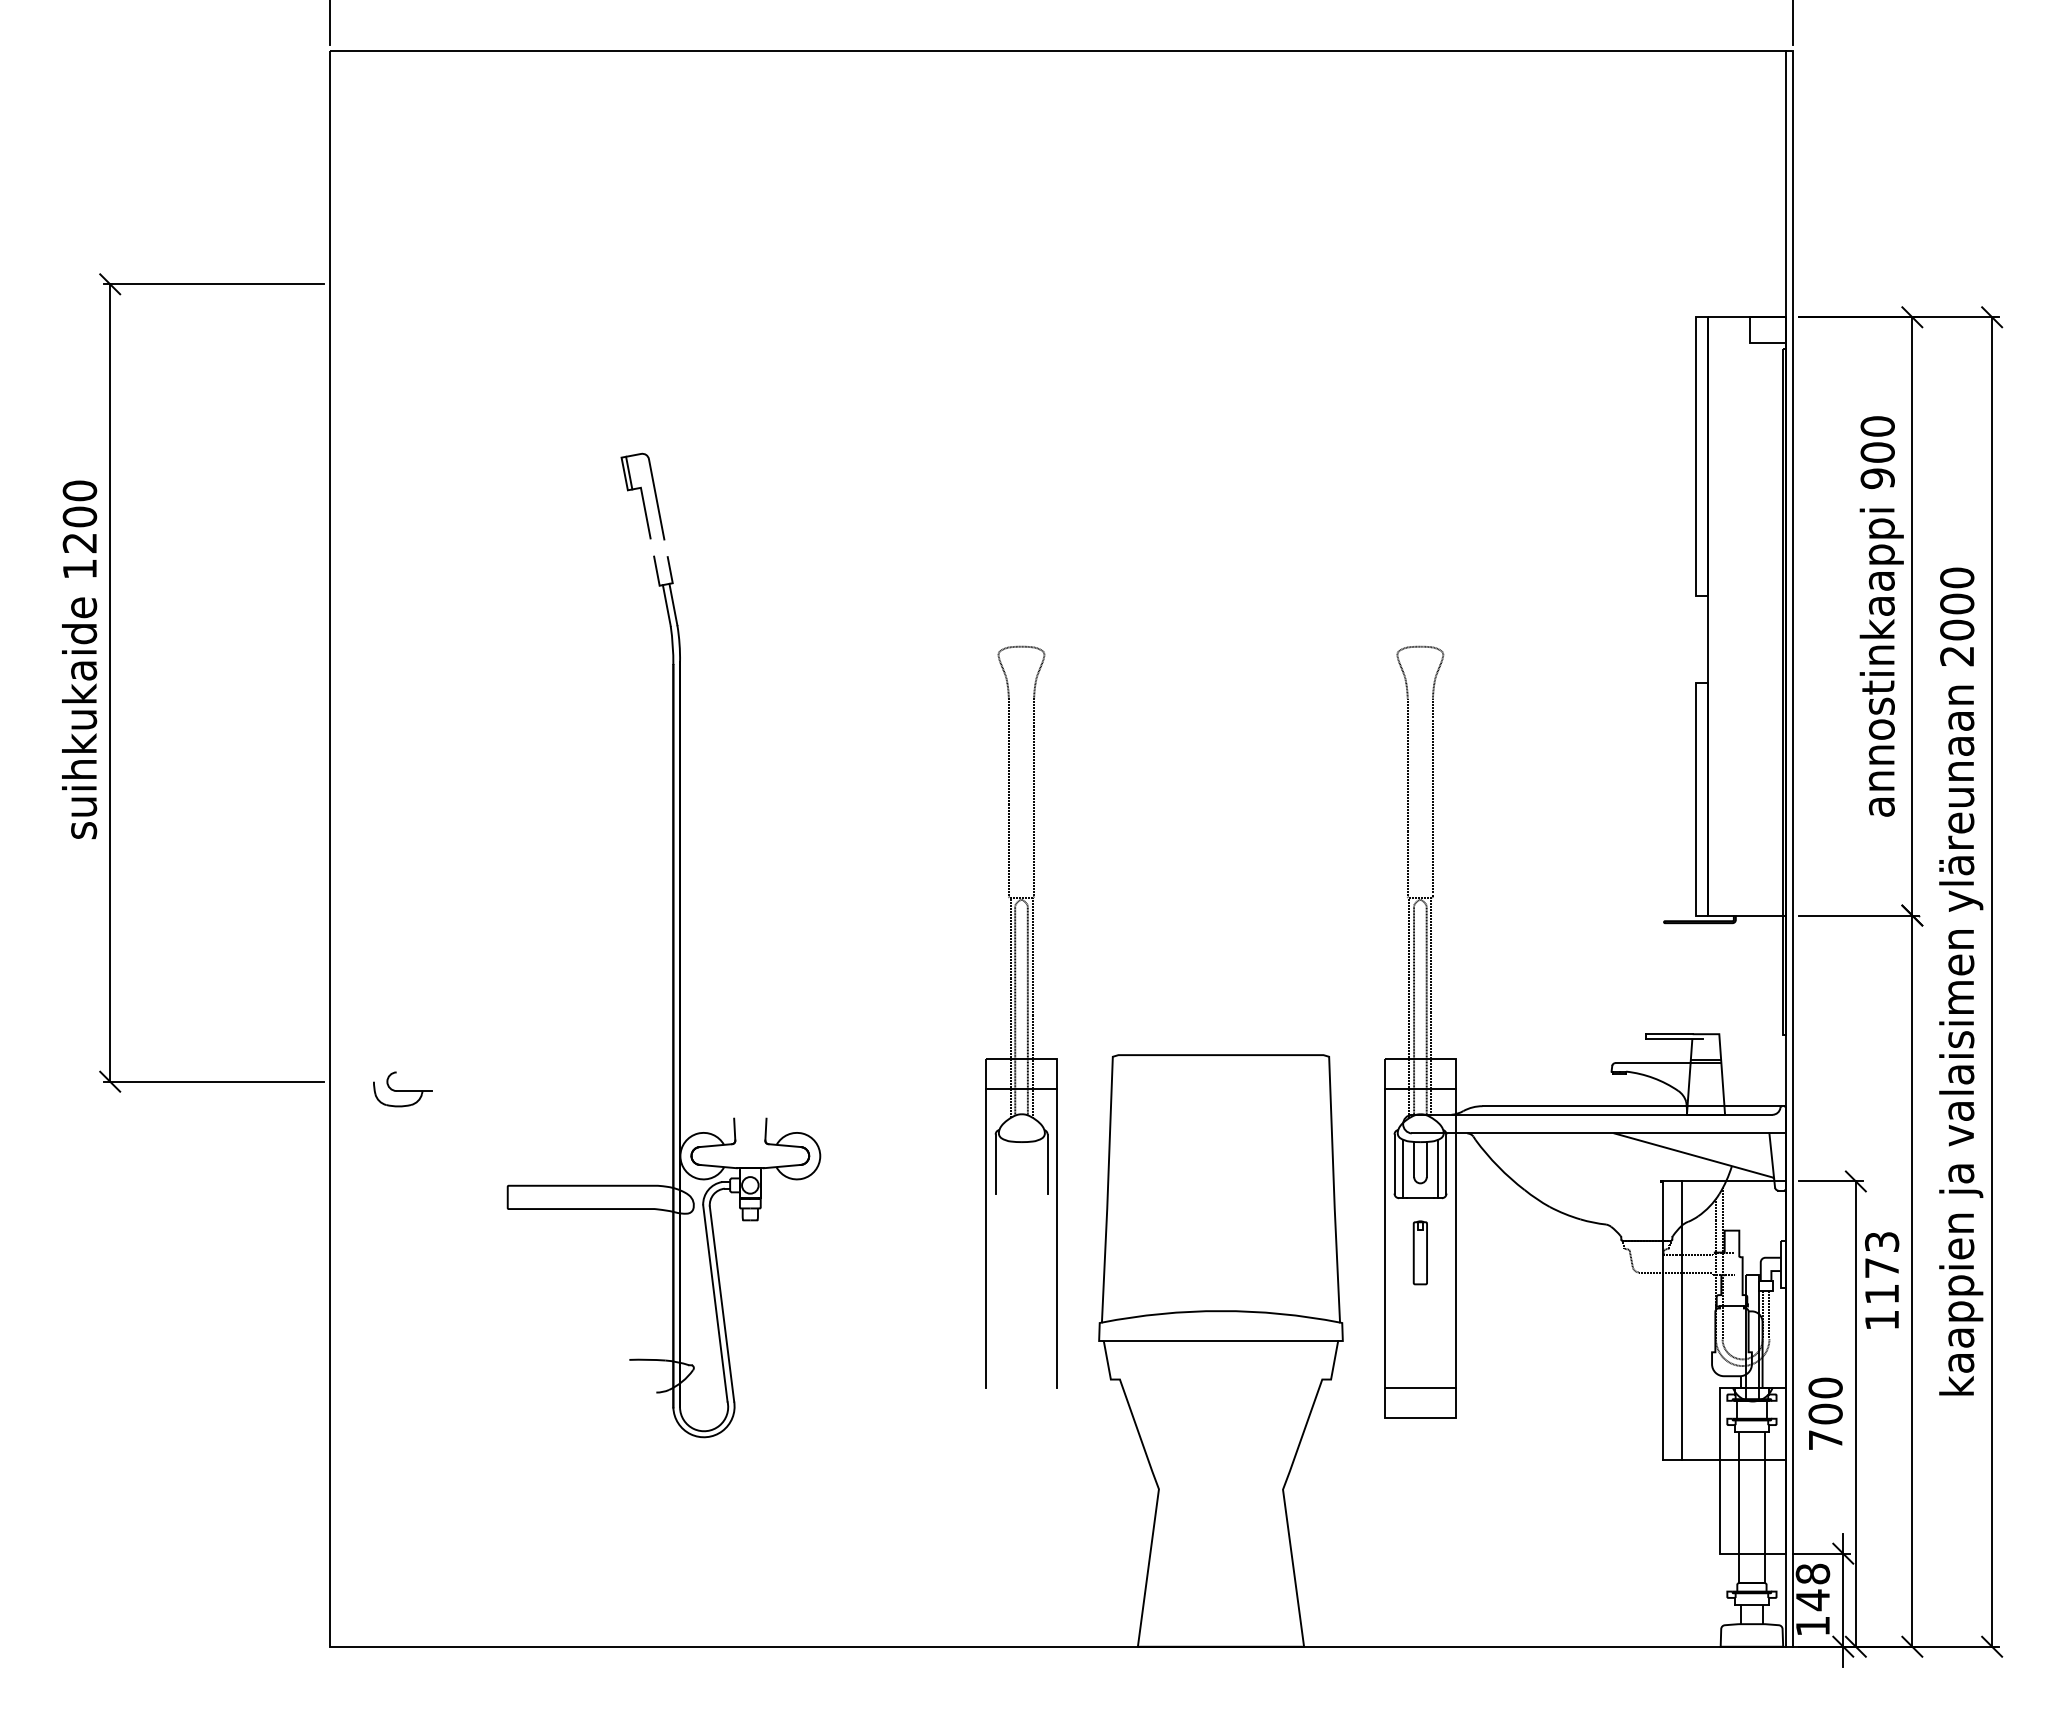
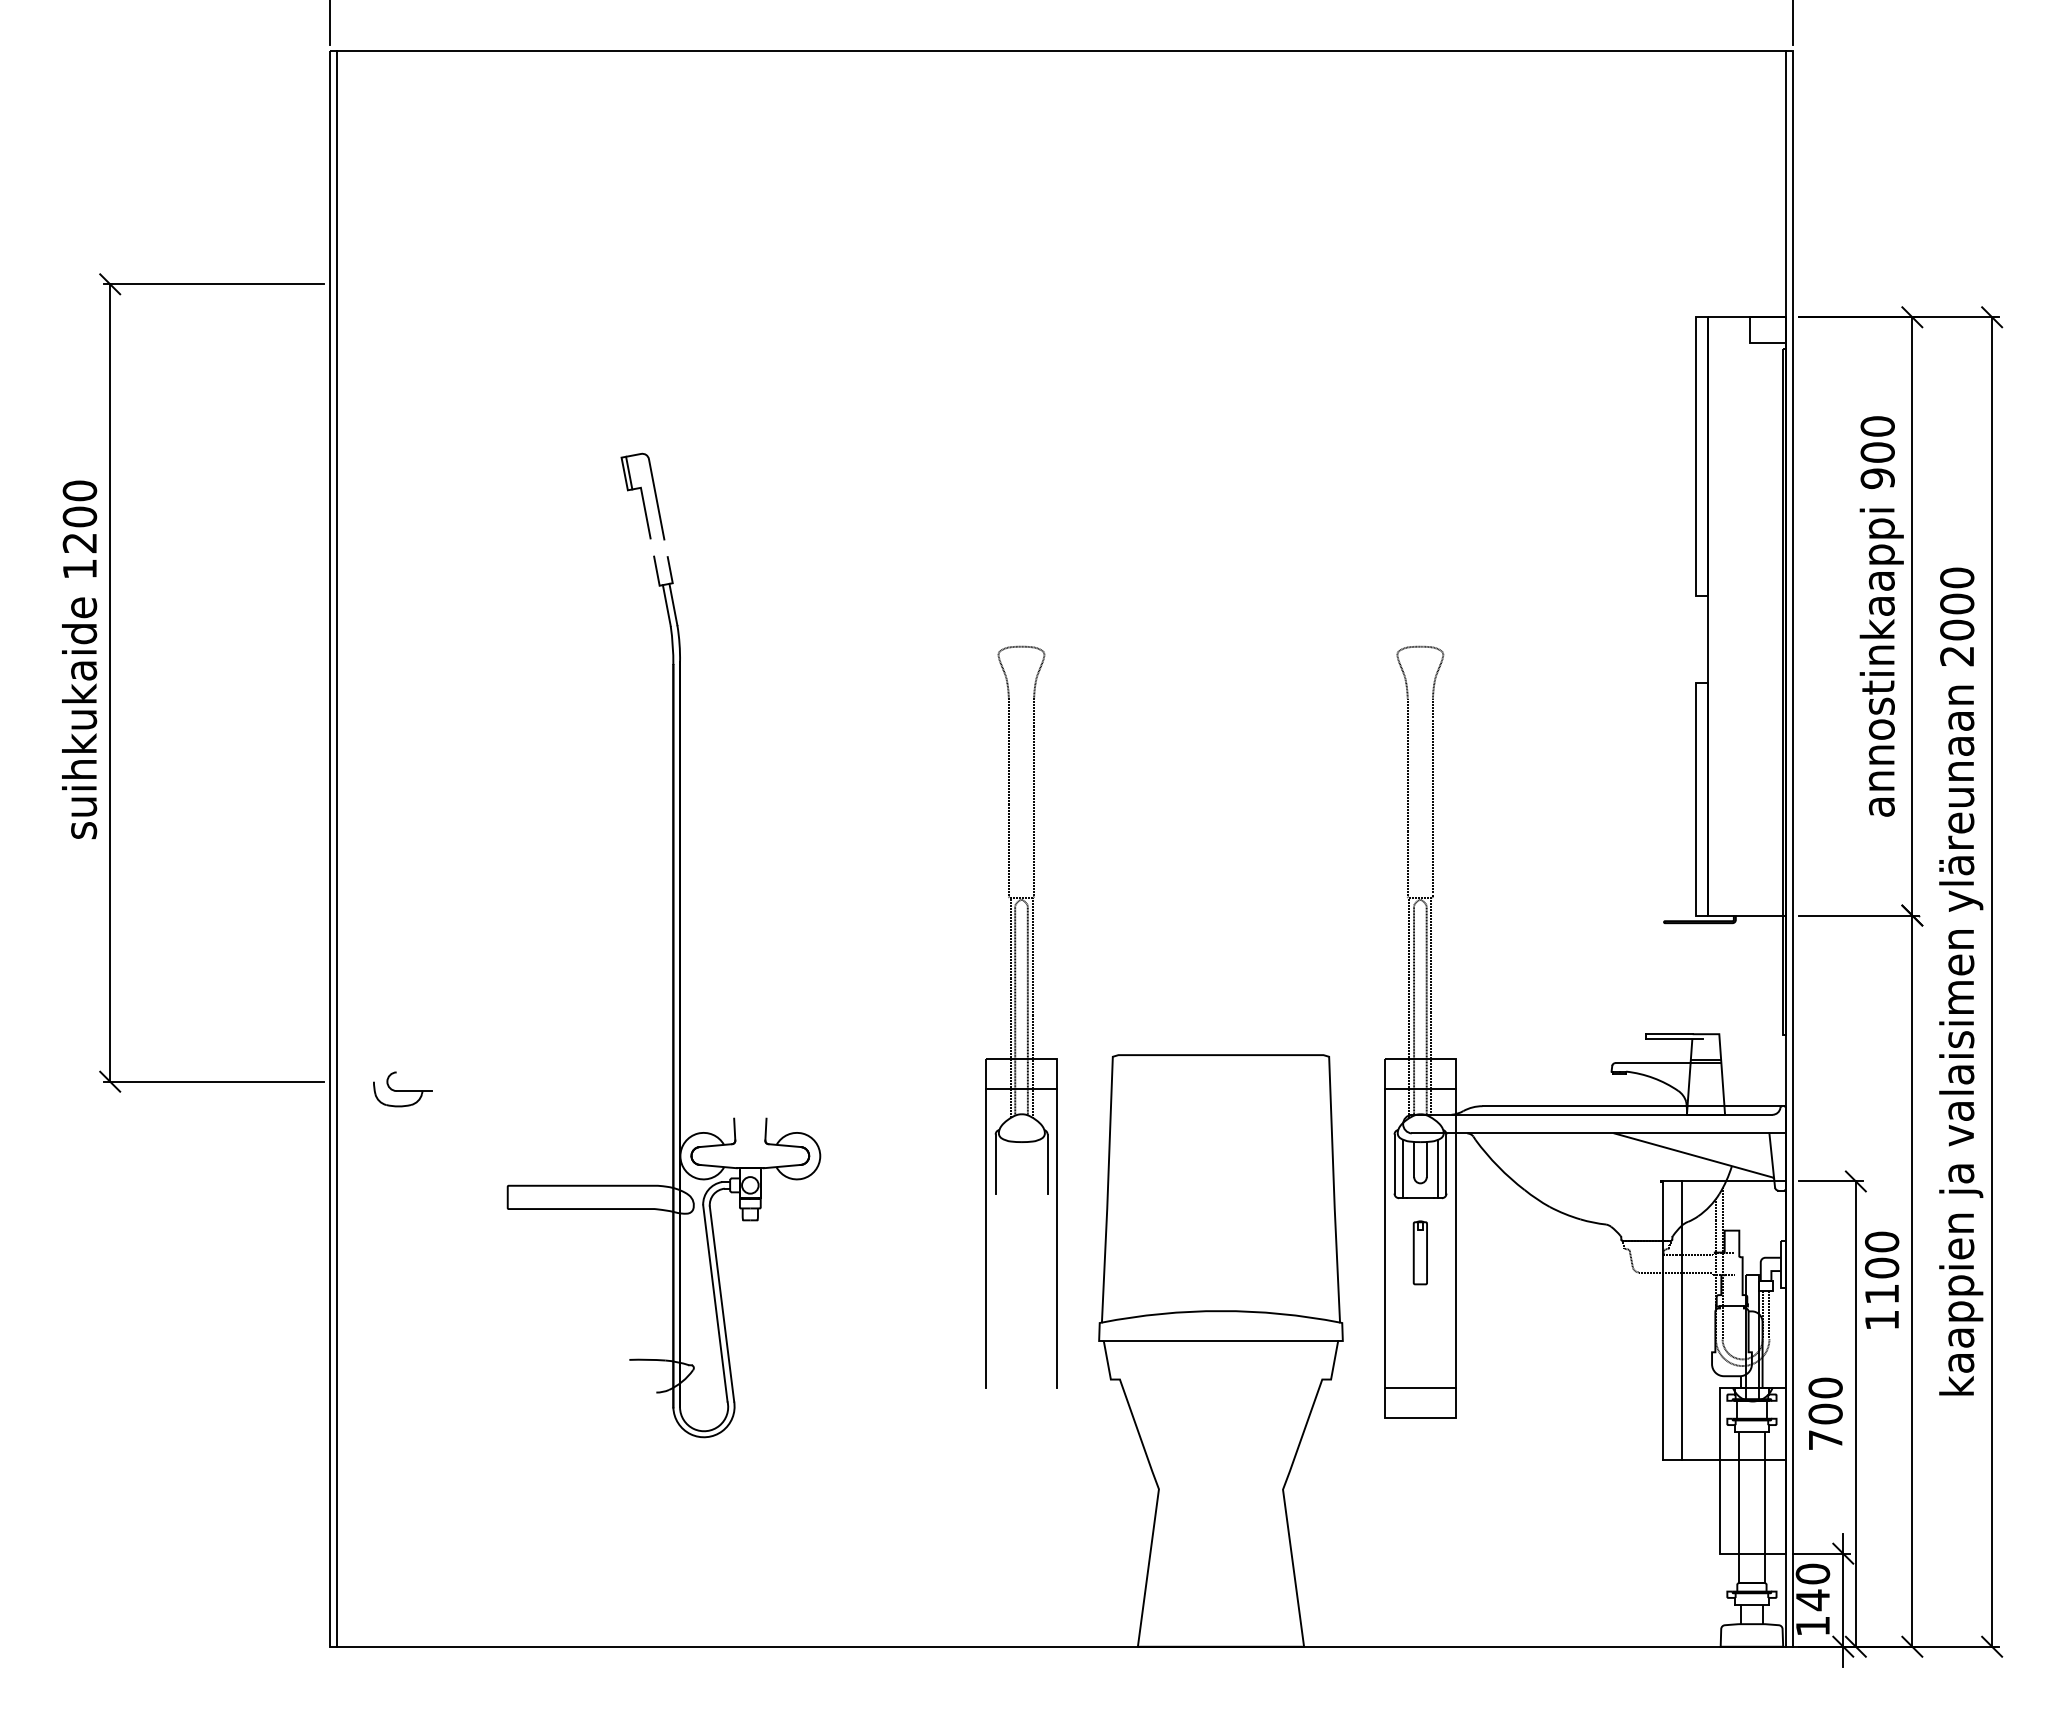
line: none -> present (336, 848)
text: 1173 -> 1100 (1881, 1254)
text: 148 -> 140 (1812, 1573)
